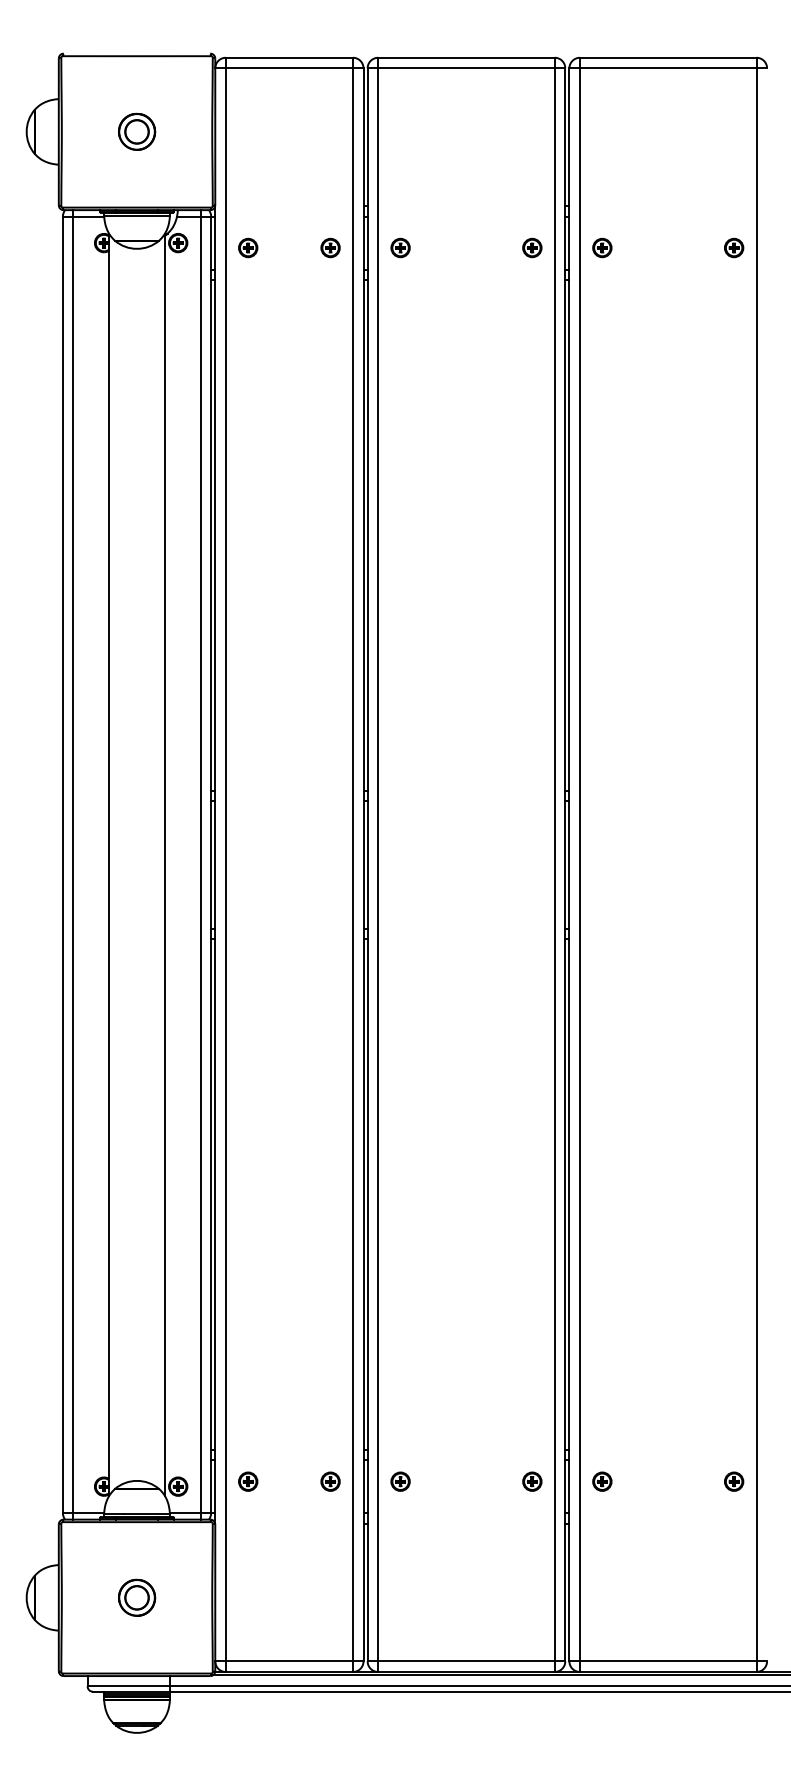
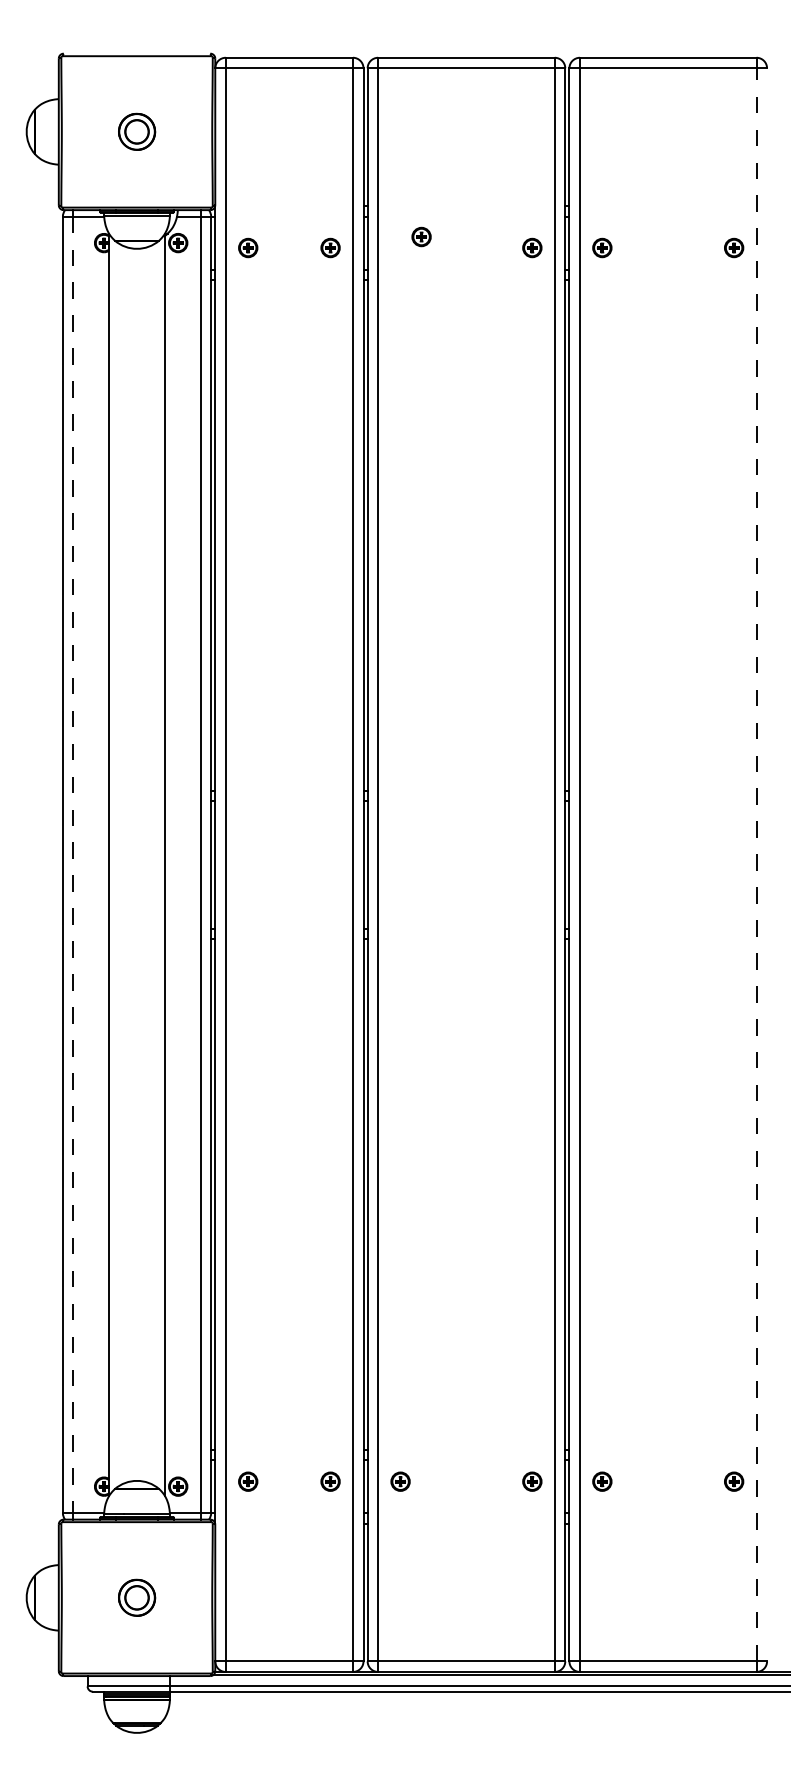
part position: (400, 247) -> (421, 236) (421, 236)
line: solid -> dashed (756, 864)
line: solid -> dashed (73, 865)
